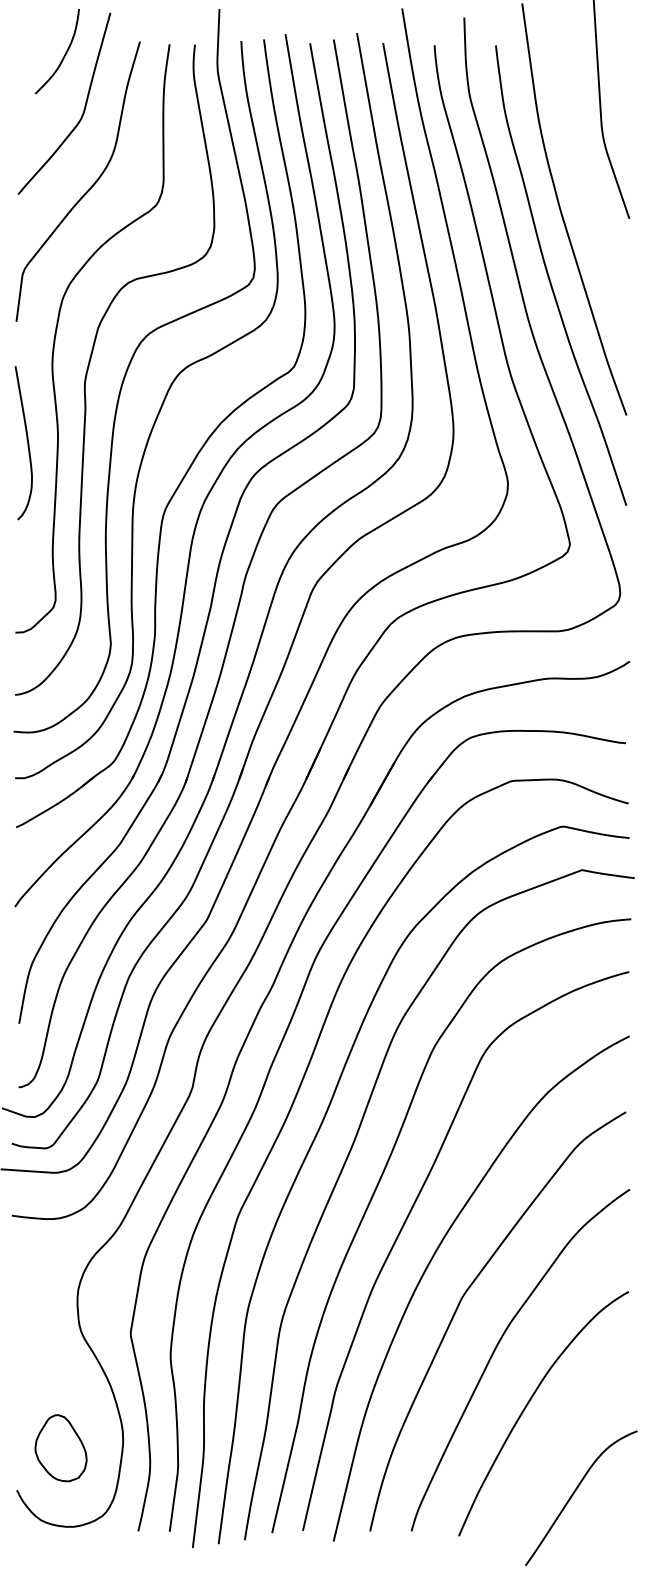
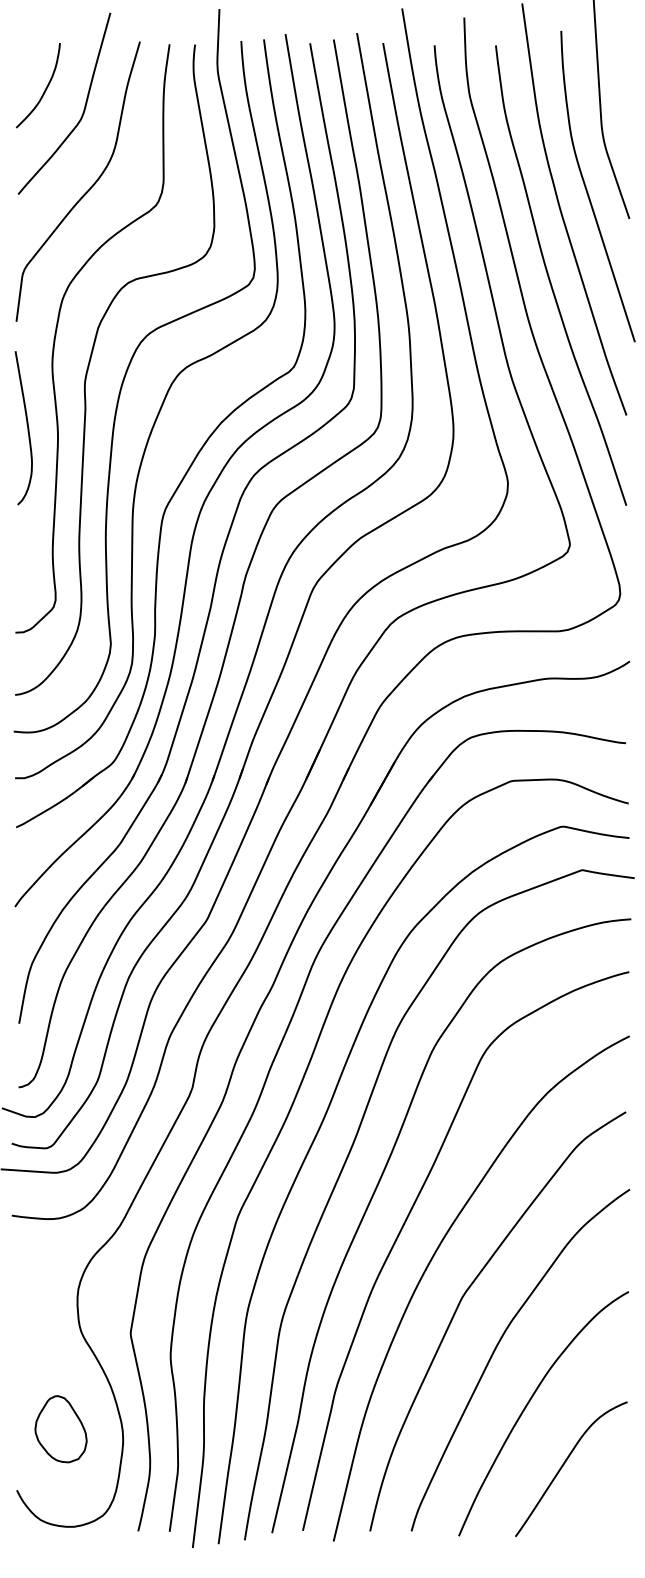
curve position: (64, 54) -> (45, 88) (45, 88)
curve: none -> present (587, 189)
curve position: (27, 443) -> (27, 428) (27, 428)
part position: (60, 1448) -> (60, 1429) (60, 1429)
curve position: (575, 1492) -> (565, 1463) (565, 1463)
